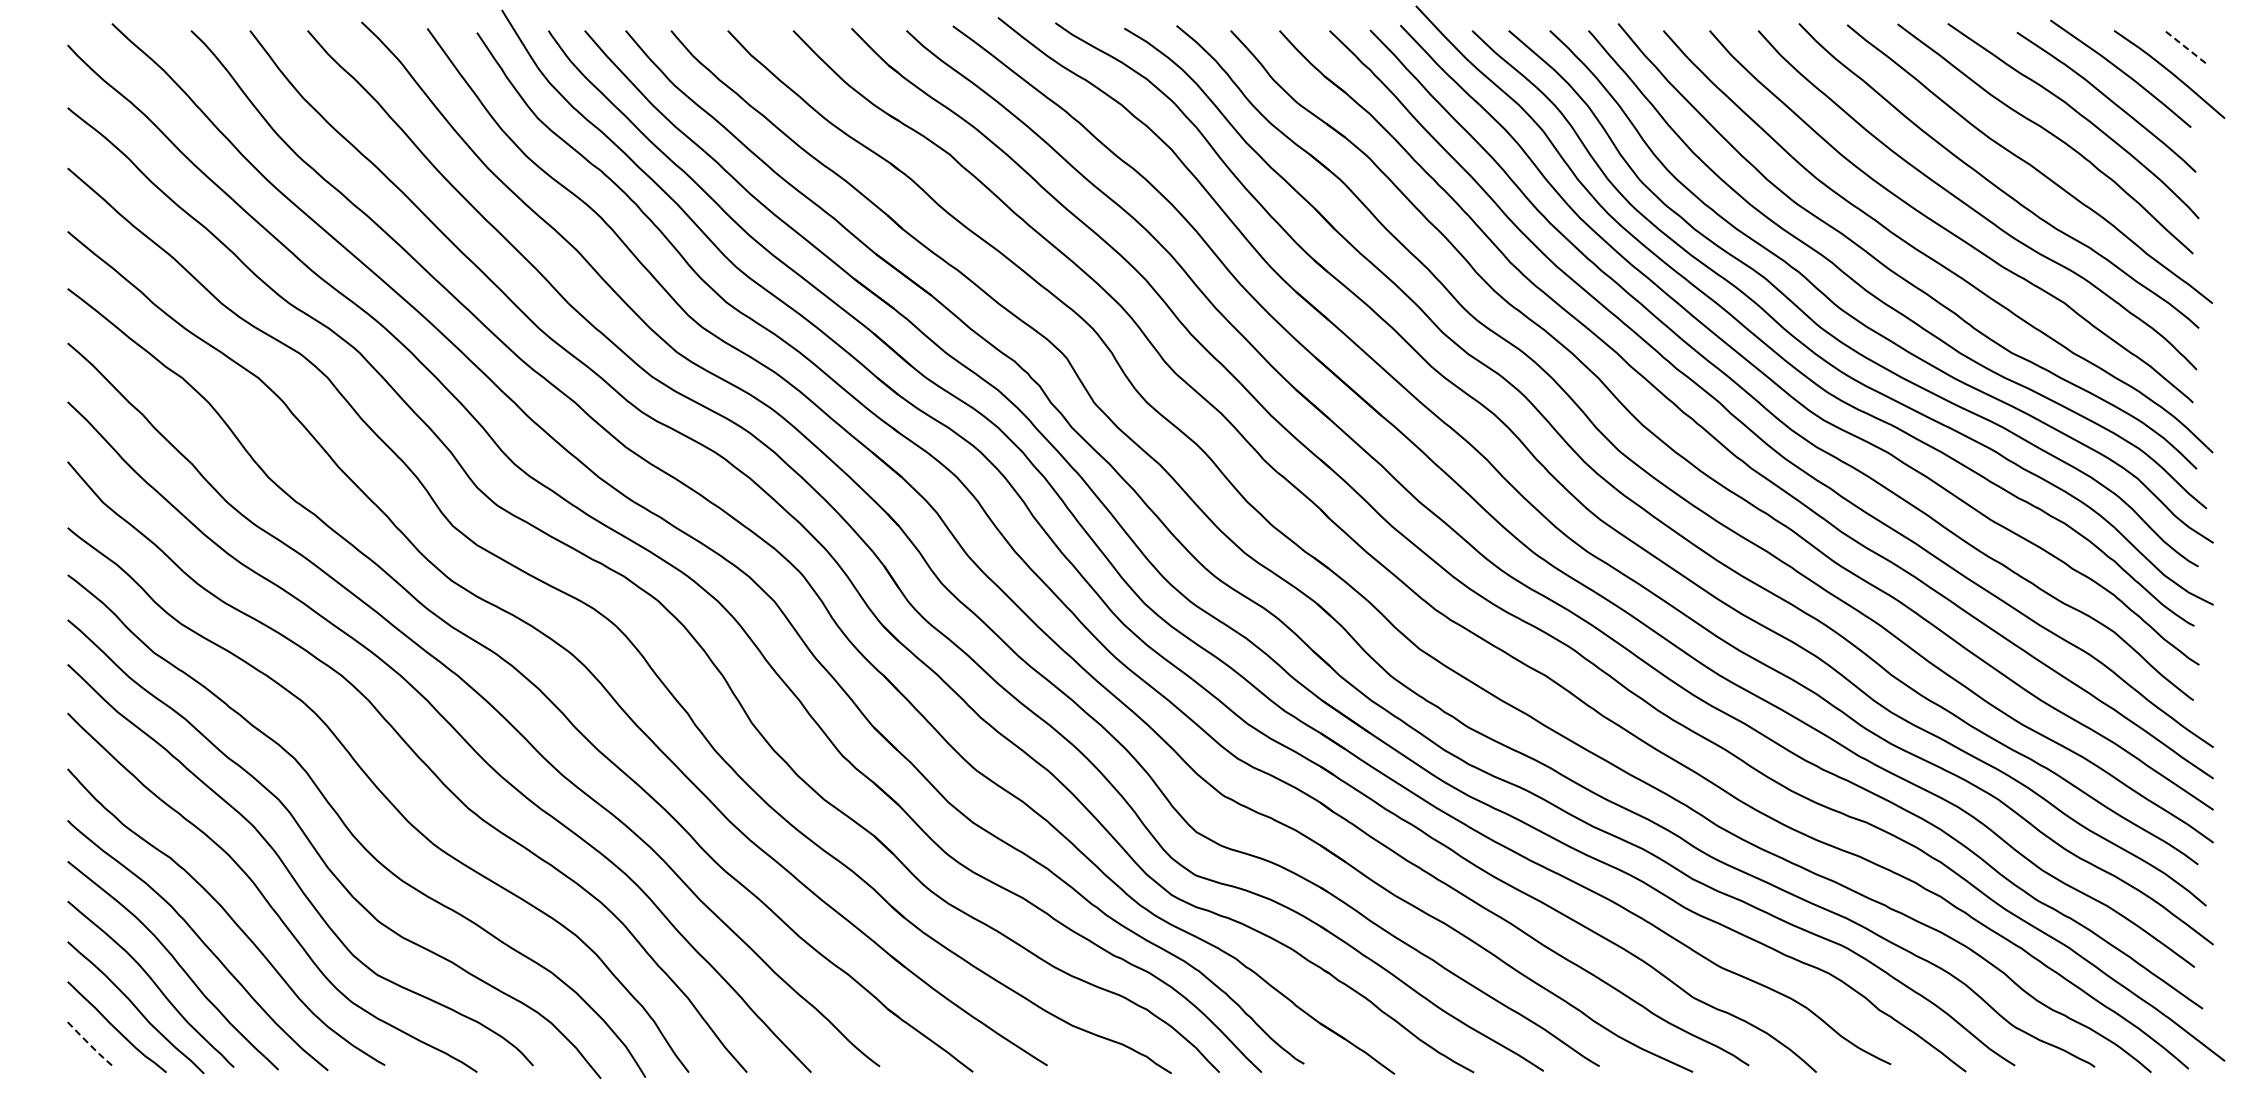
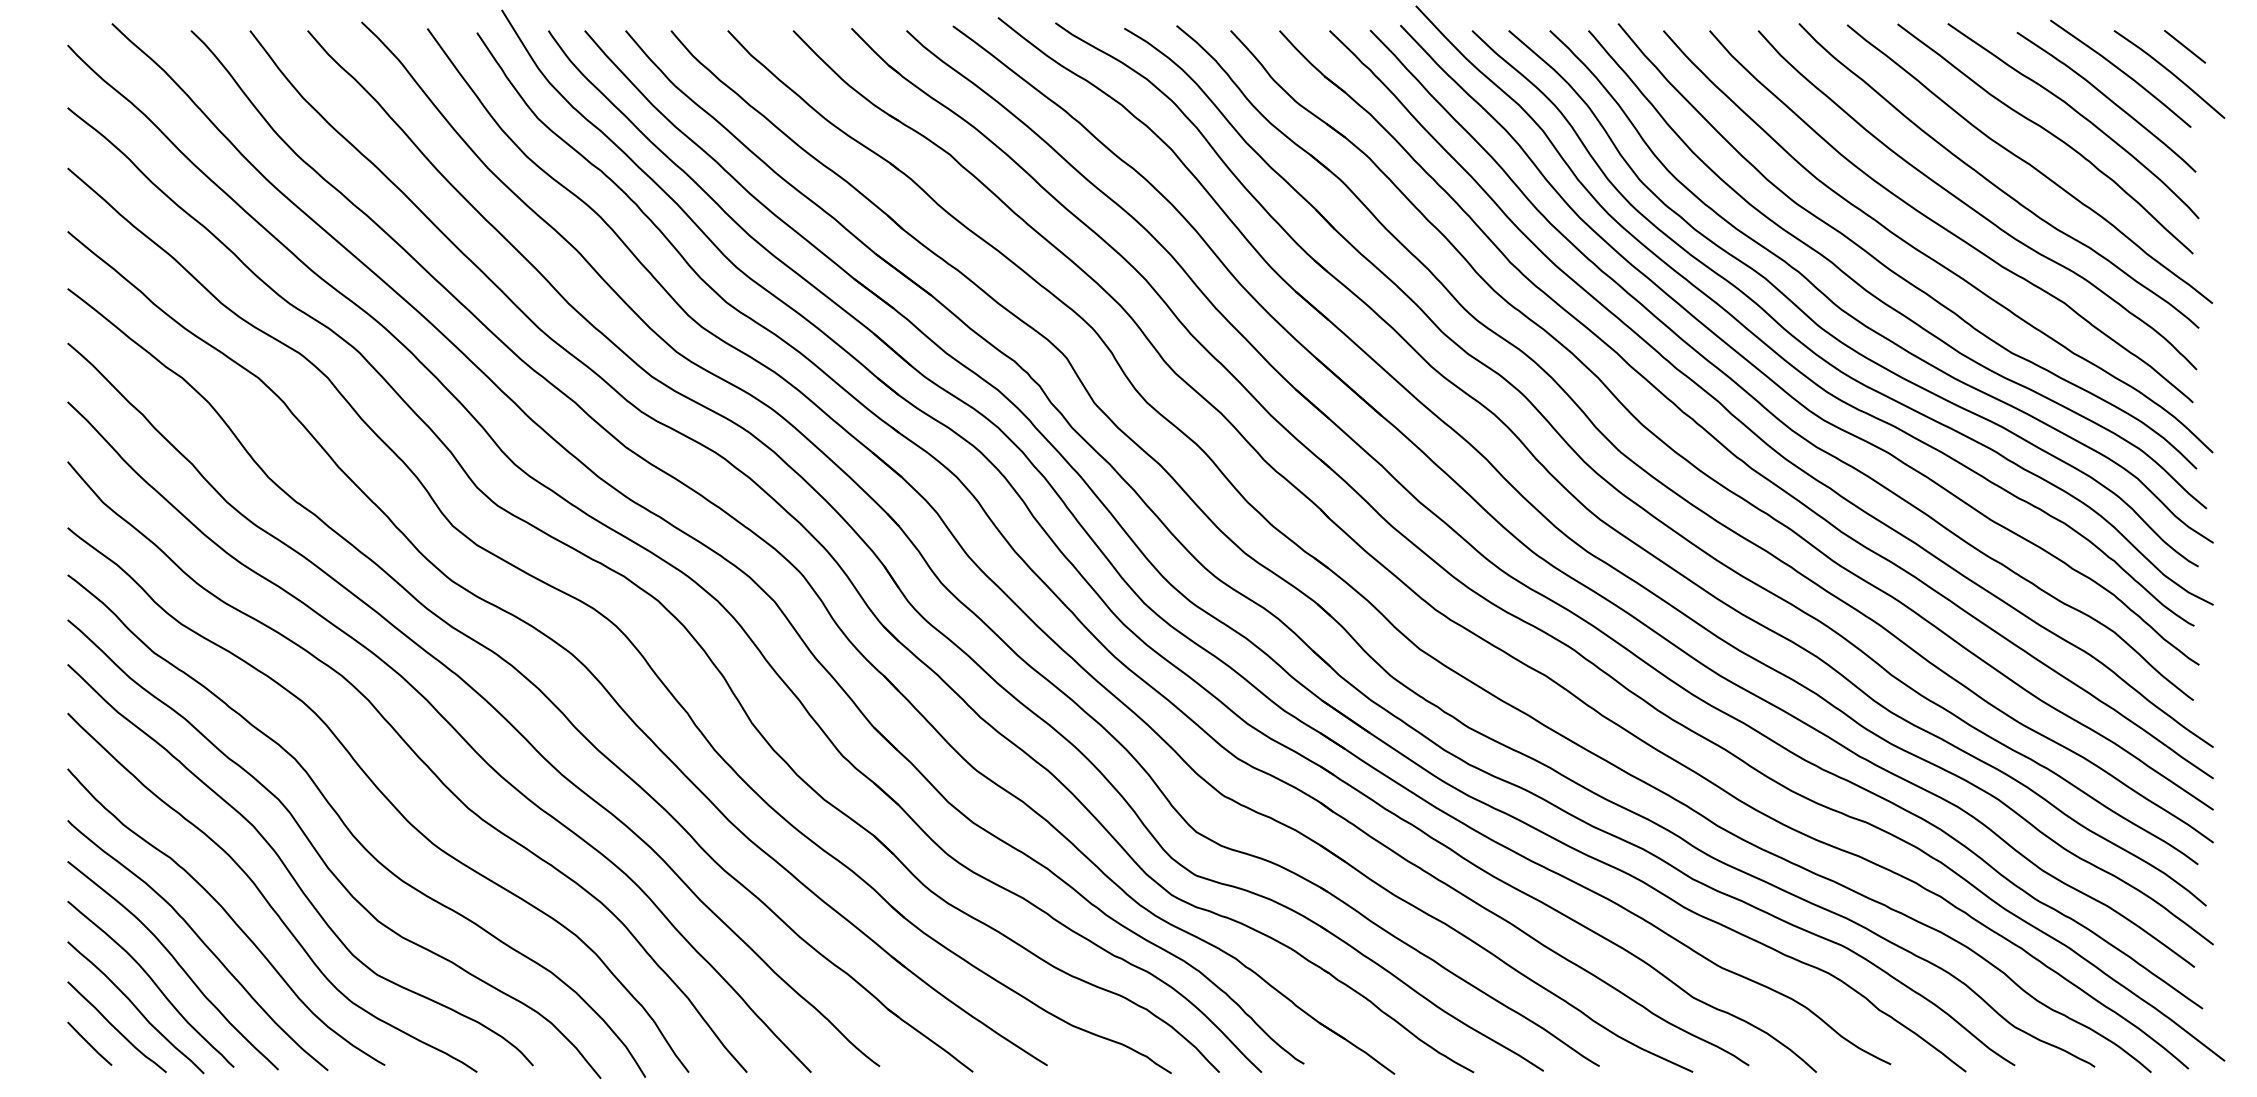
line: dashed -> solid (2184, 46)
line: dashed -> solid (89, 1044)
